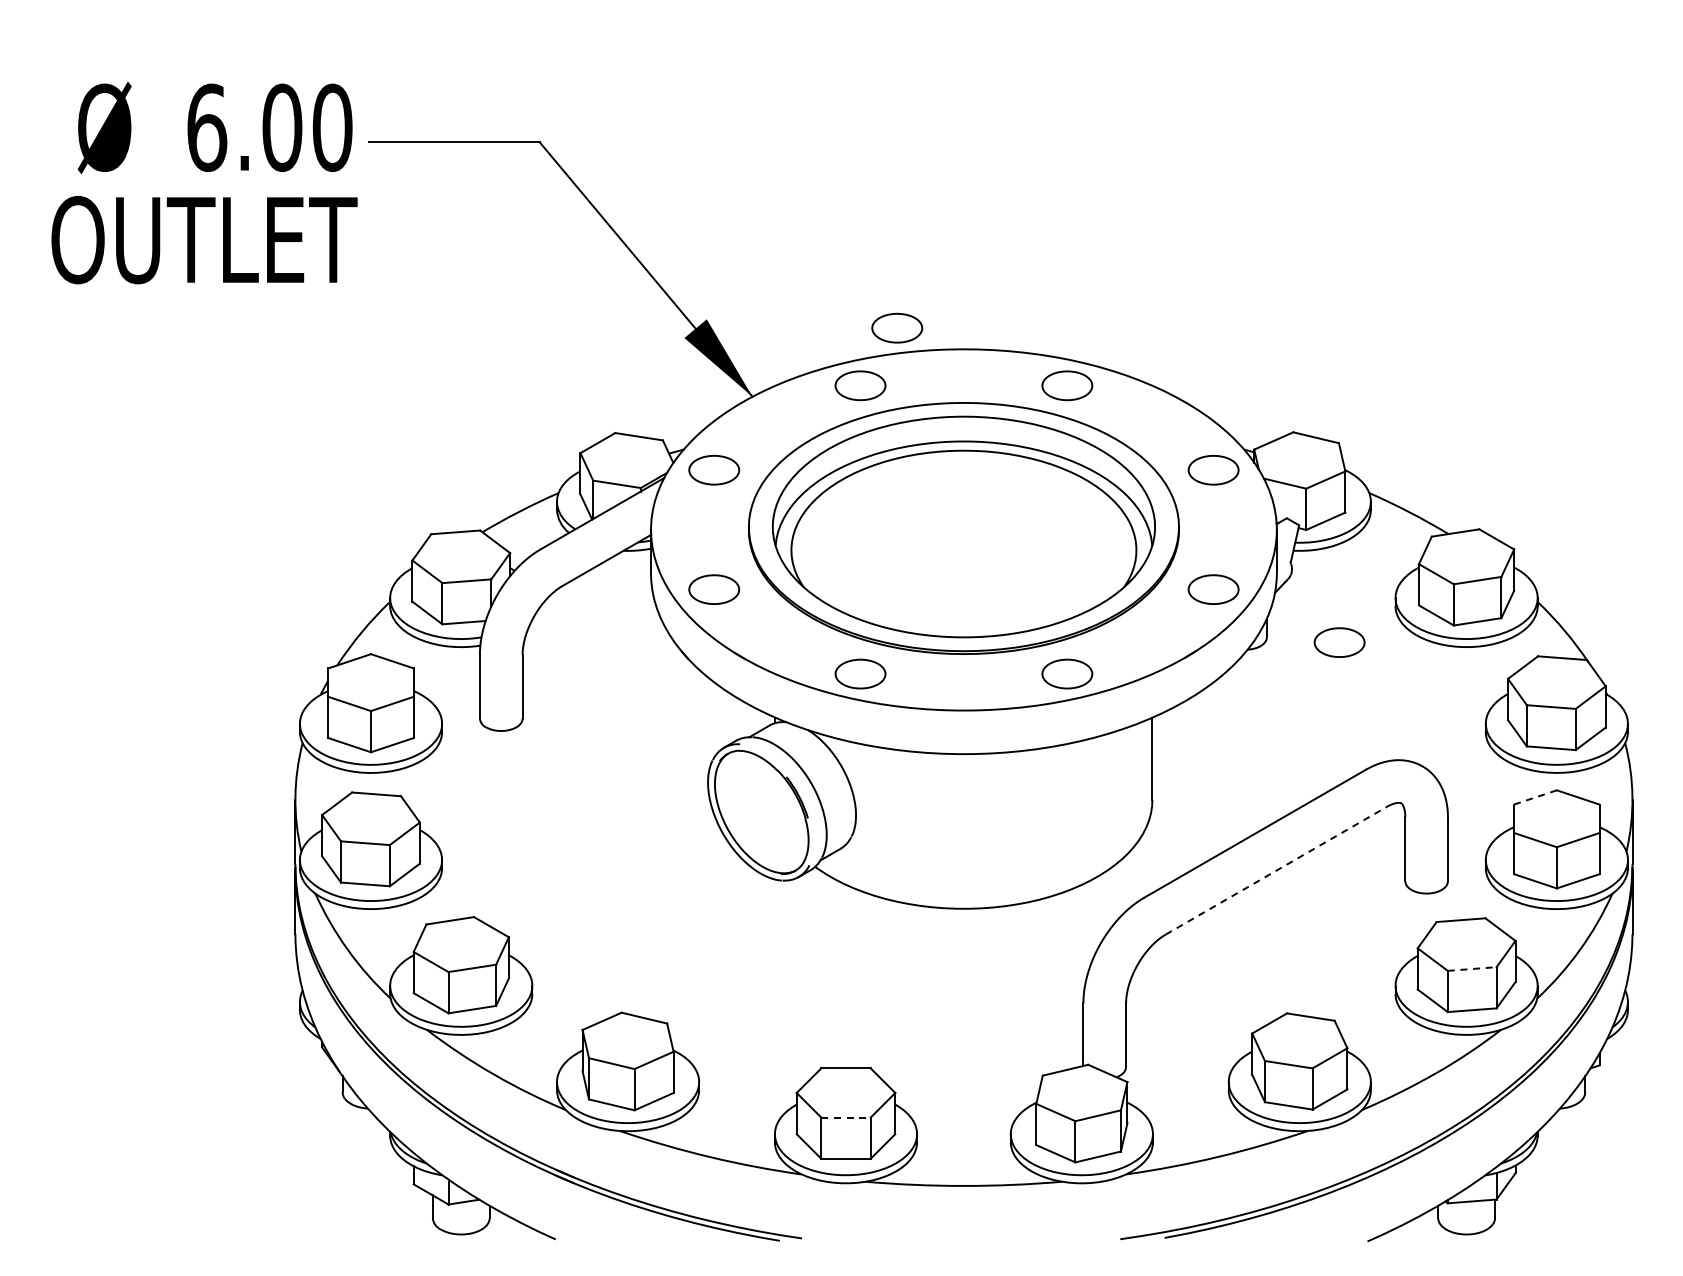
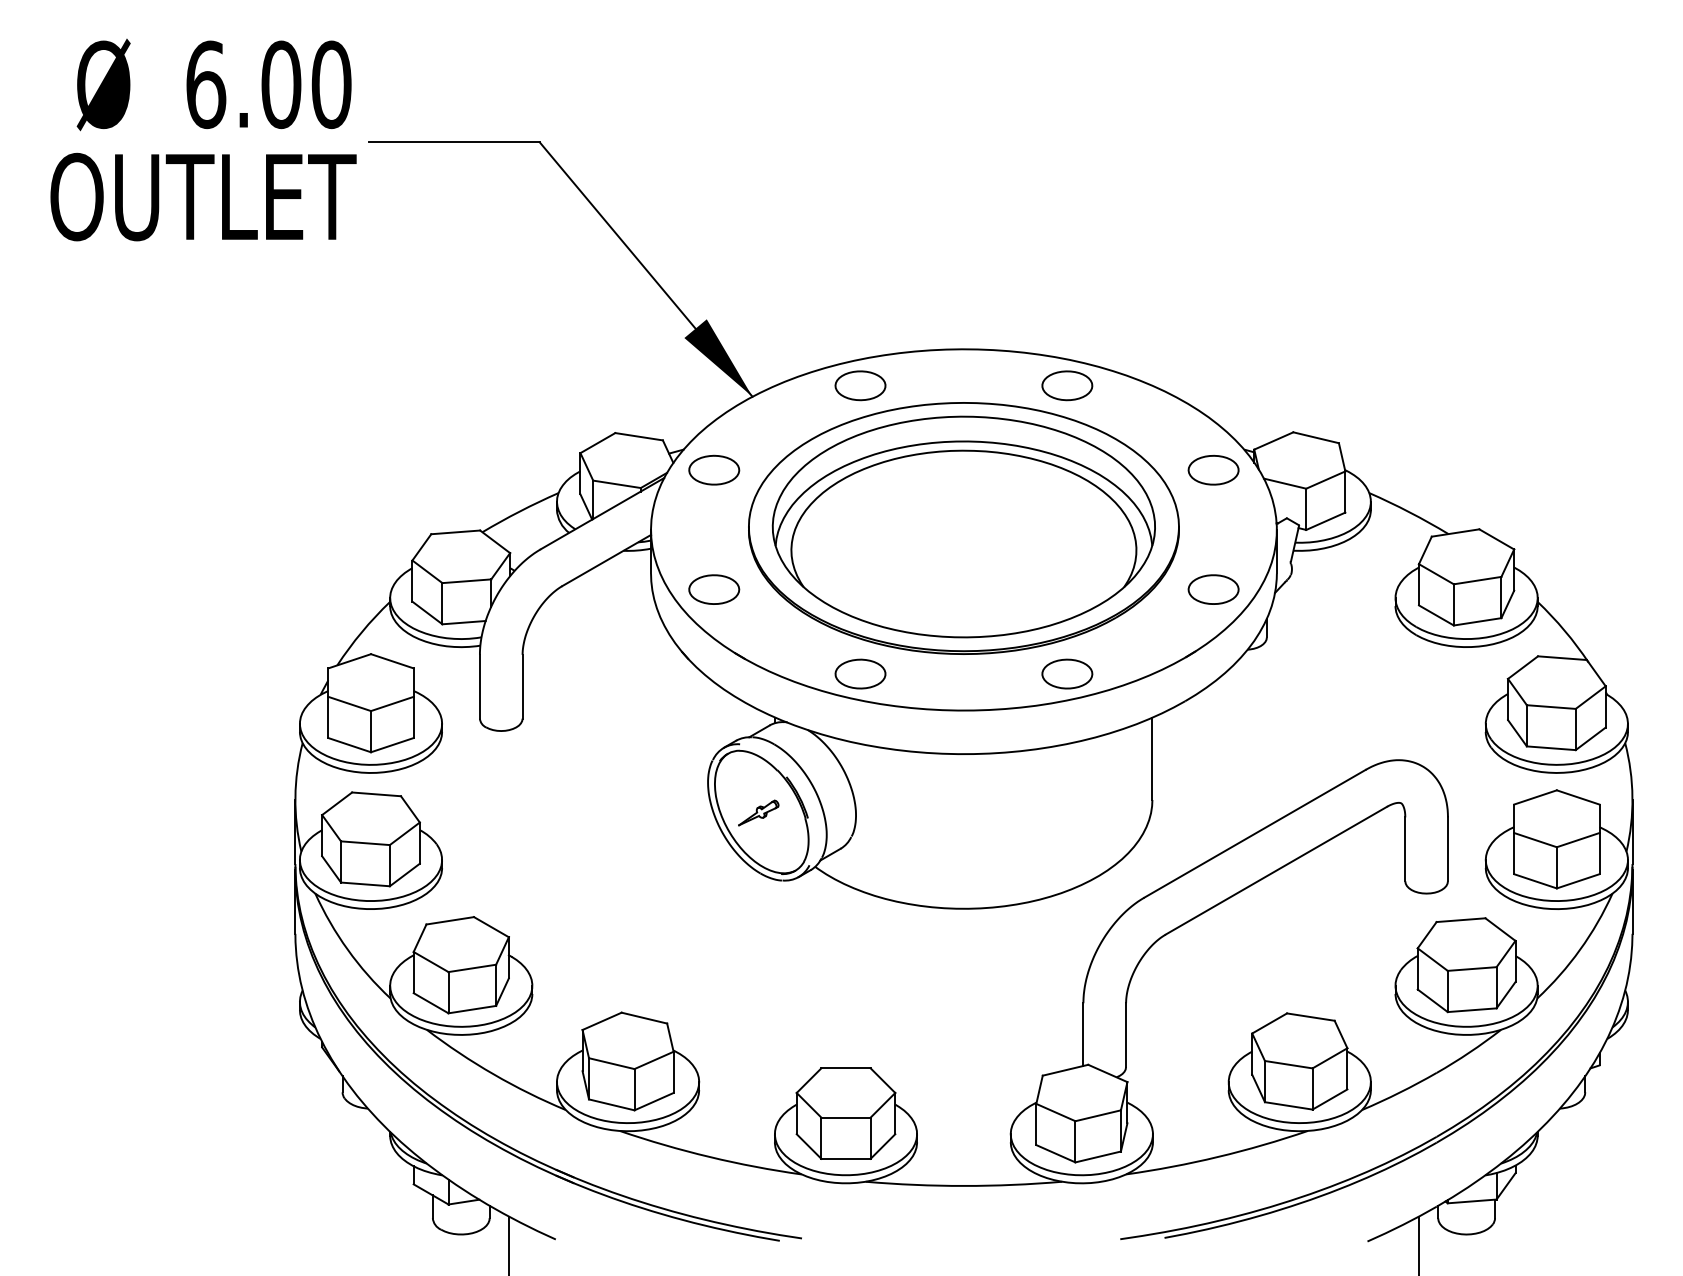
text position: (204, 182) -> (203, 139) (203, 139)
part: present -> none (897, 327)
part: present -> none (1339, 642)
line: dashed -> solid (1535, 797)
part: none -> present (758, 812)
line: dashed -> solid (1276, 870)
line: dashed -> solid (1472, 968)
line: dashed -> solid (846, 1117)
line: none -> present (508, 1244)
line: none -> present (1419, 1244)
